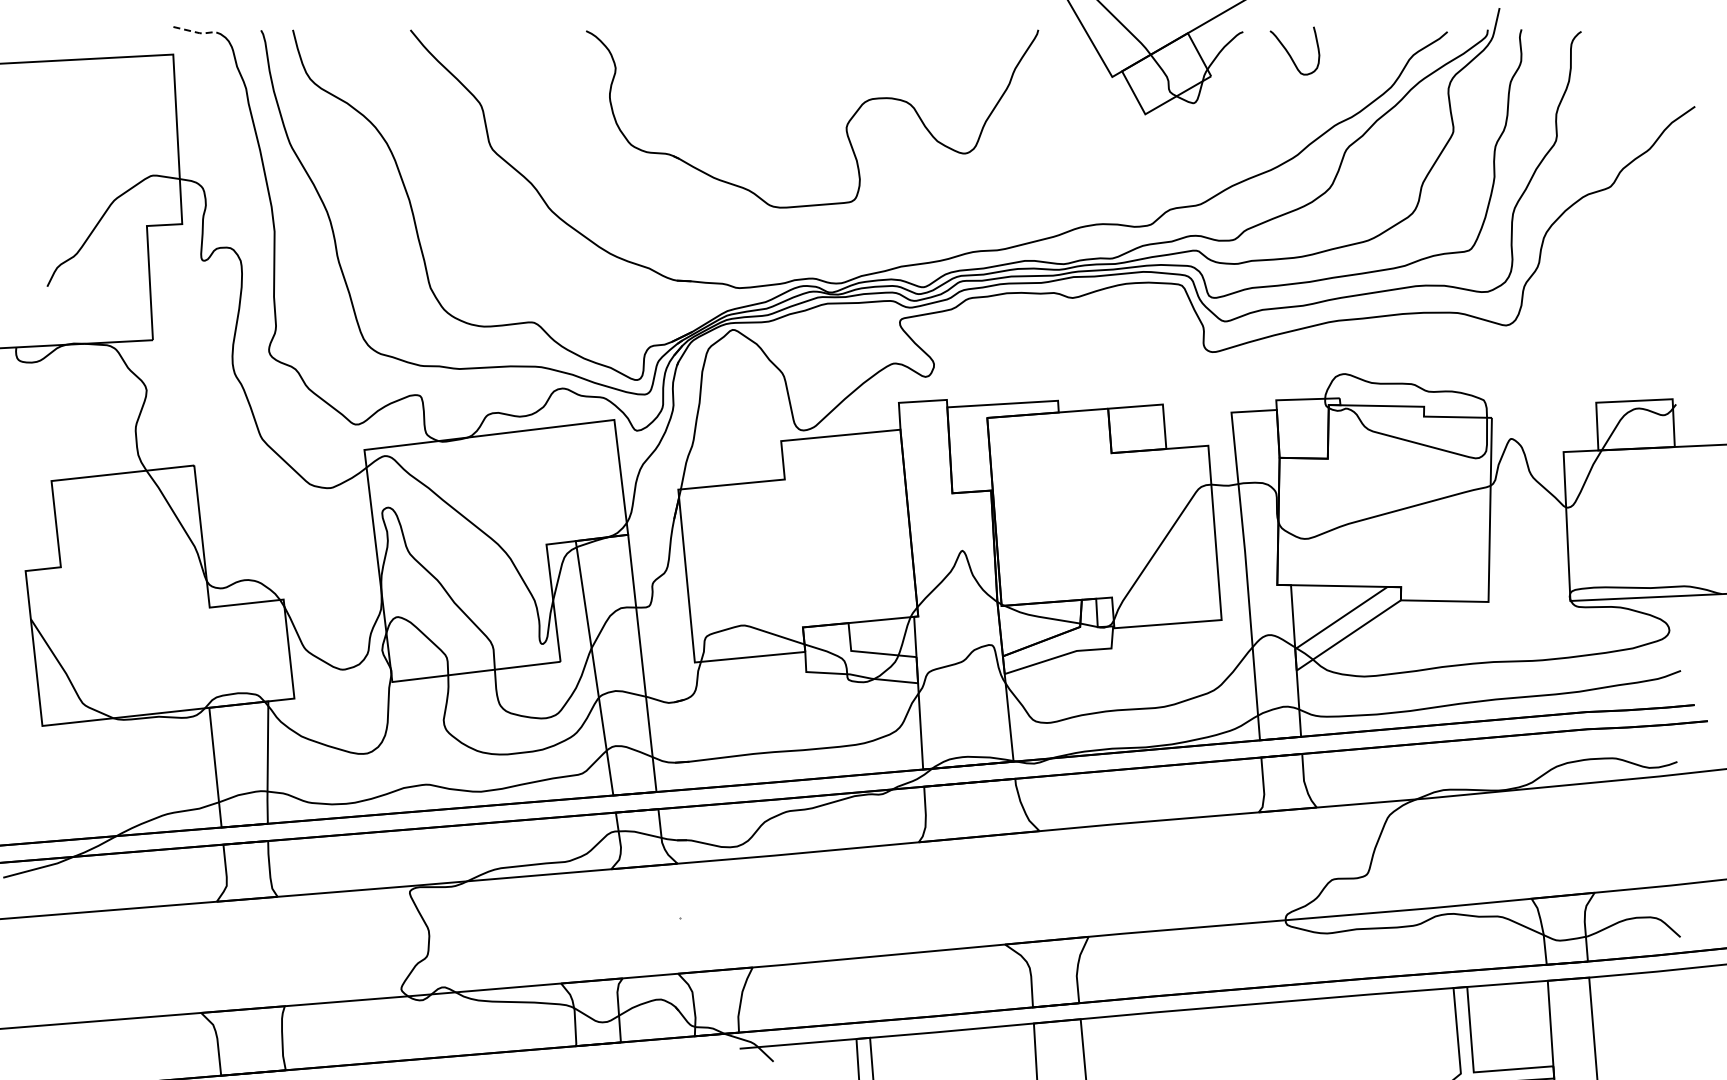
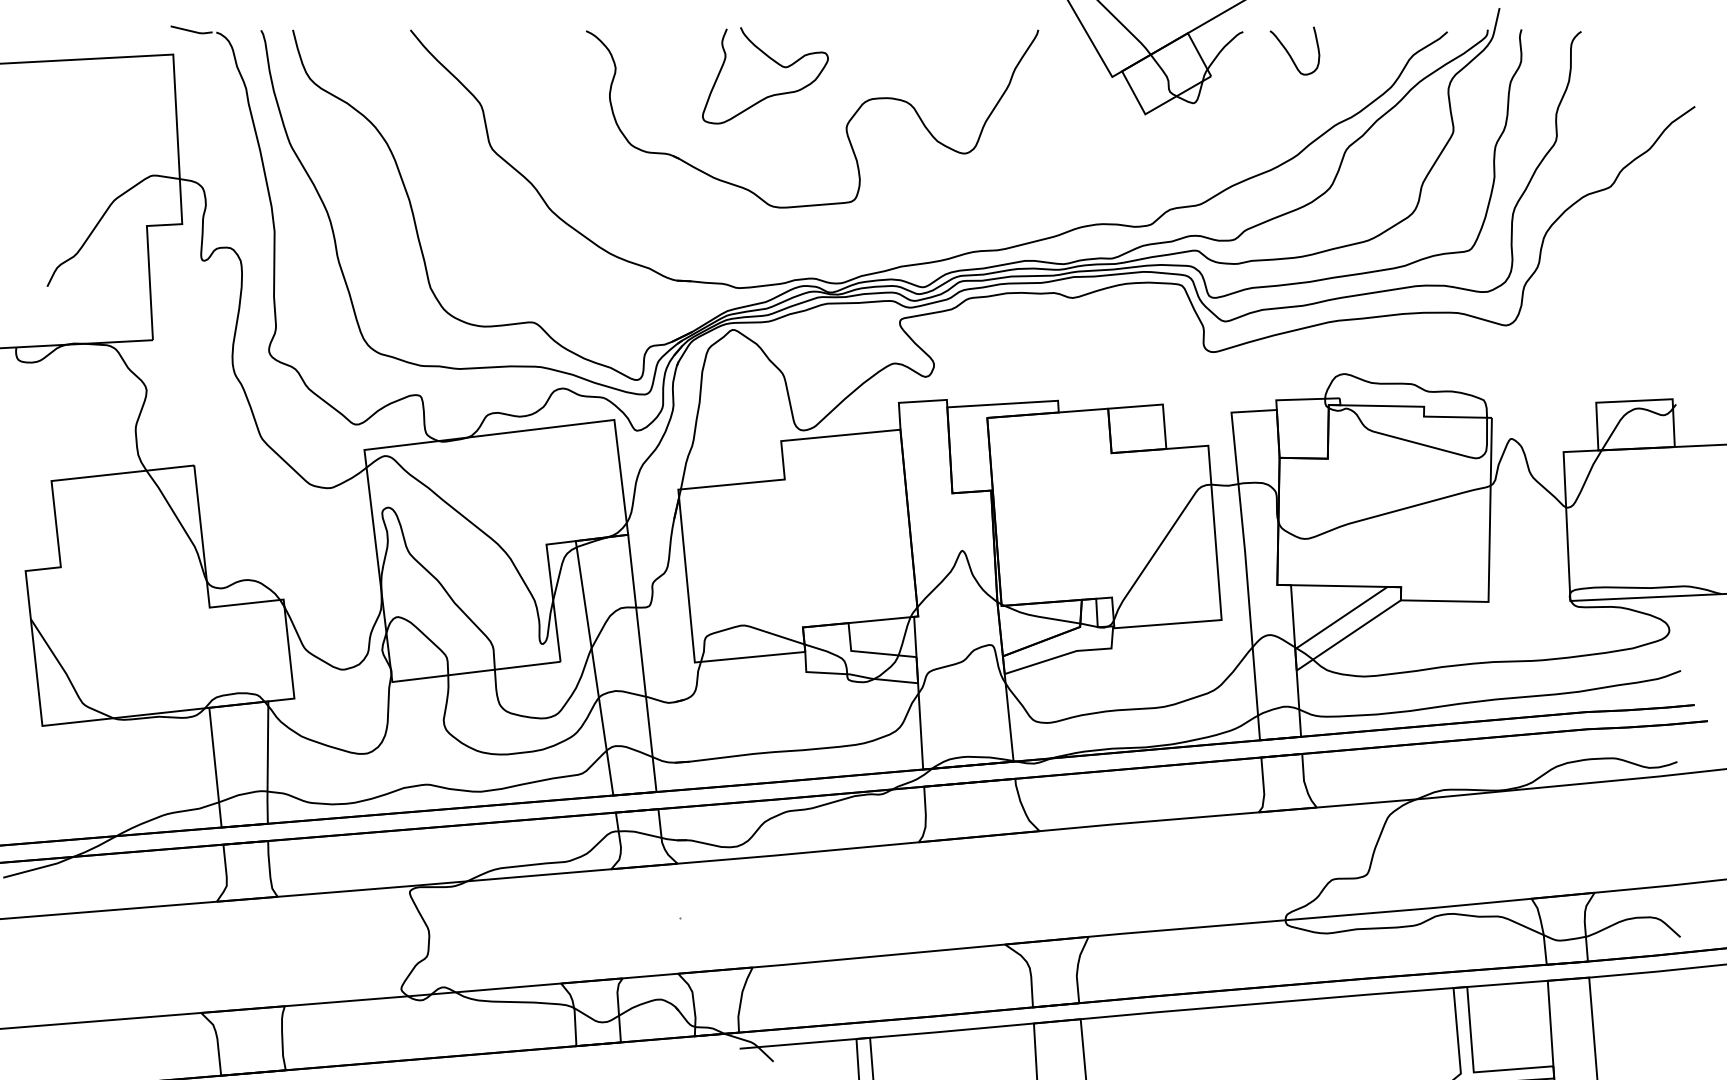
line: dashed -> solid (192, 31)
curve: none -> present (774, 62)
